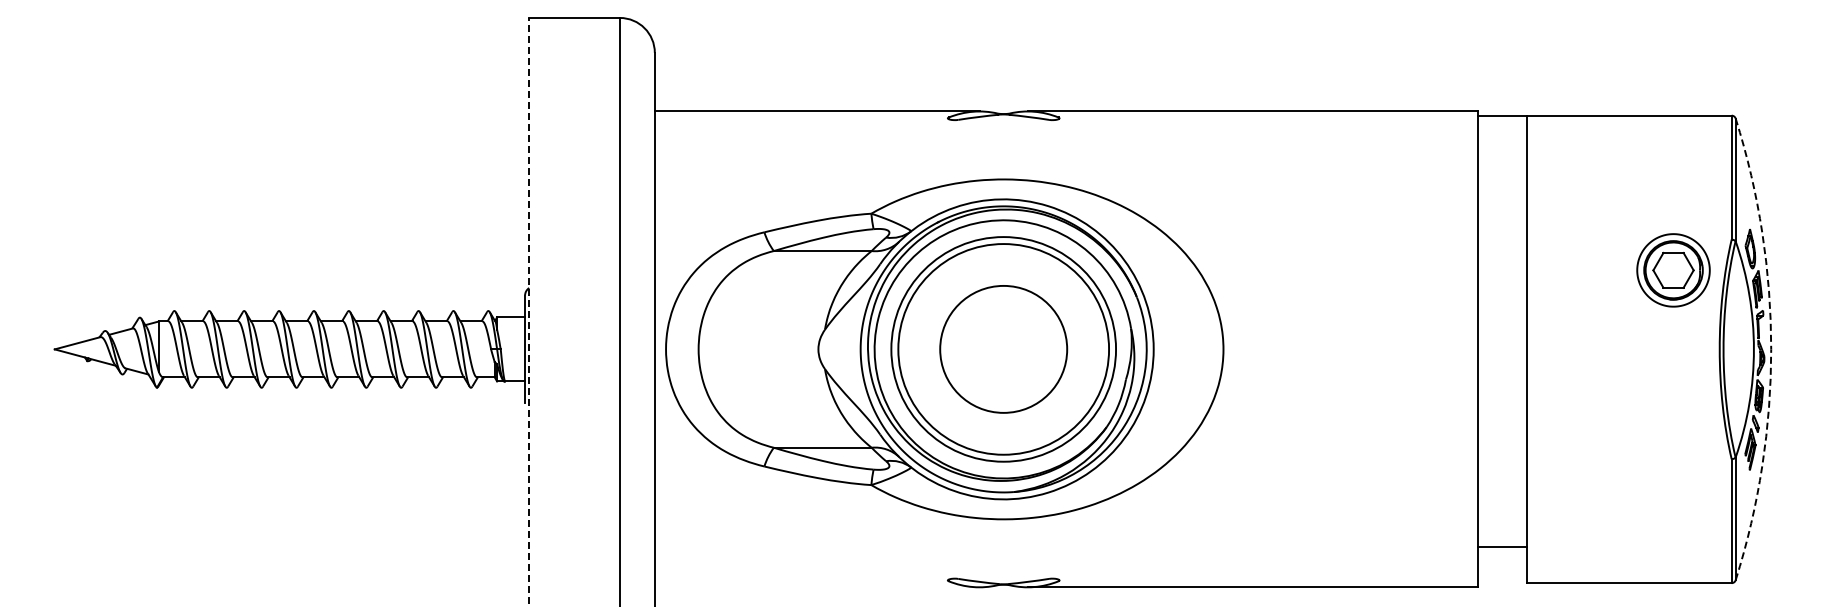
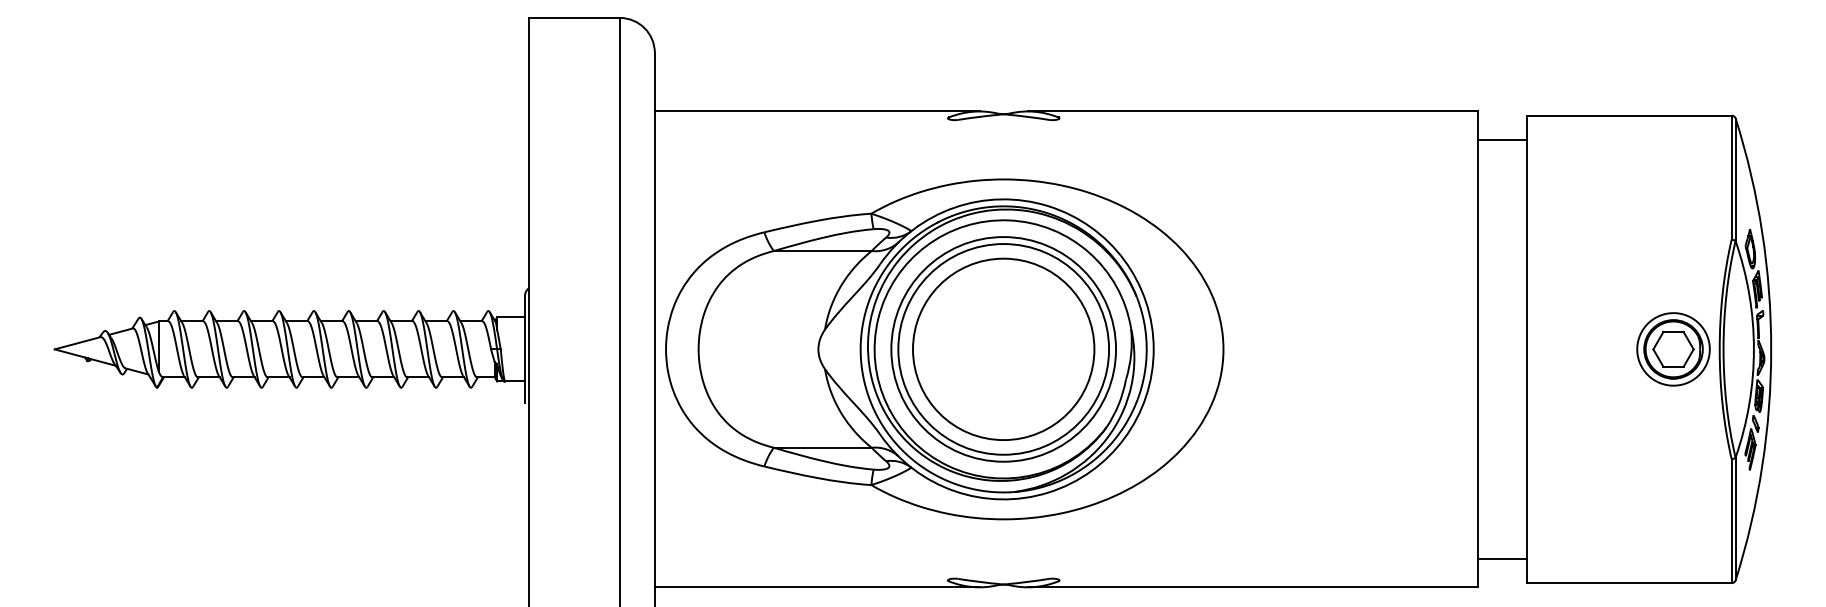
line position: (1502, 116) -> (1502, 140) (1502, 140)
part position: (1673, 270) -> (1673, 349) (1673, 349)
line: dashed -> solid (529, 311)
circle diameter: 127 px -> 181 px (1003, 349)
arc: dashed -> solid (1771, 349)
line position: (1502, 546) -> (1502, 558) (1502, 558)
line: none -> present (816, 587)
